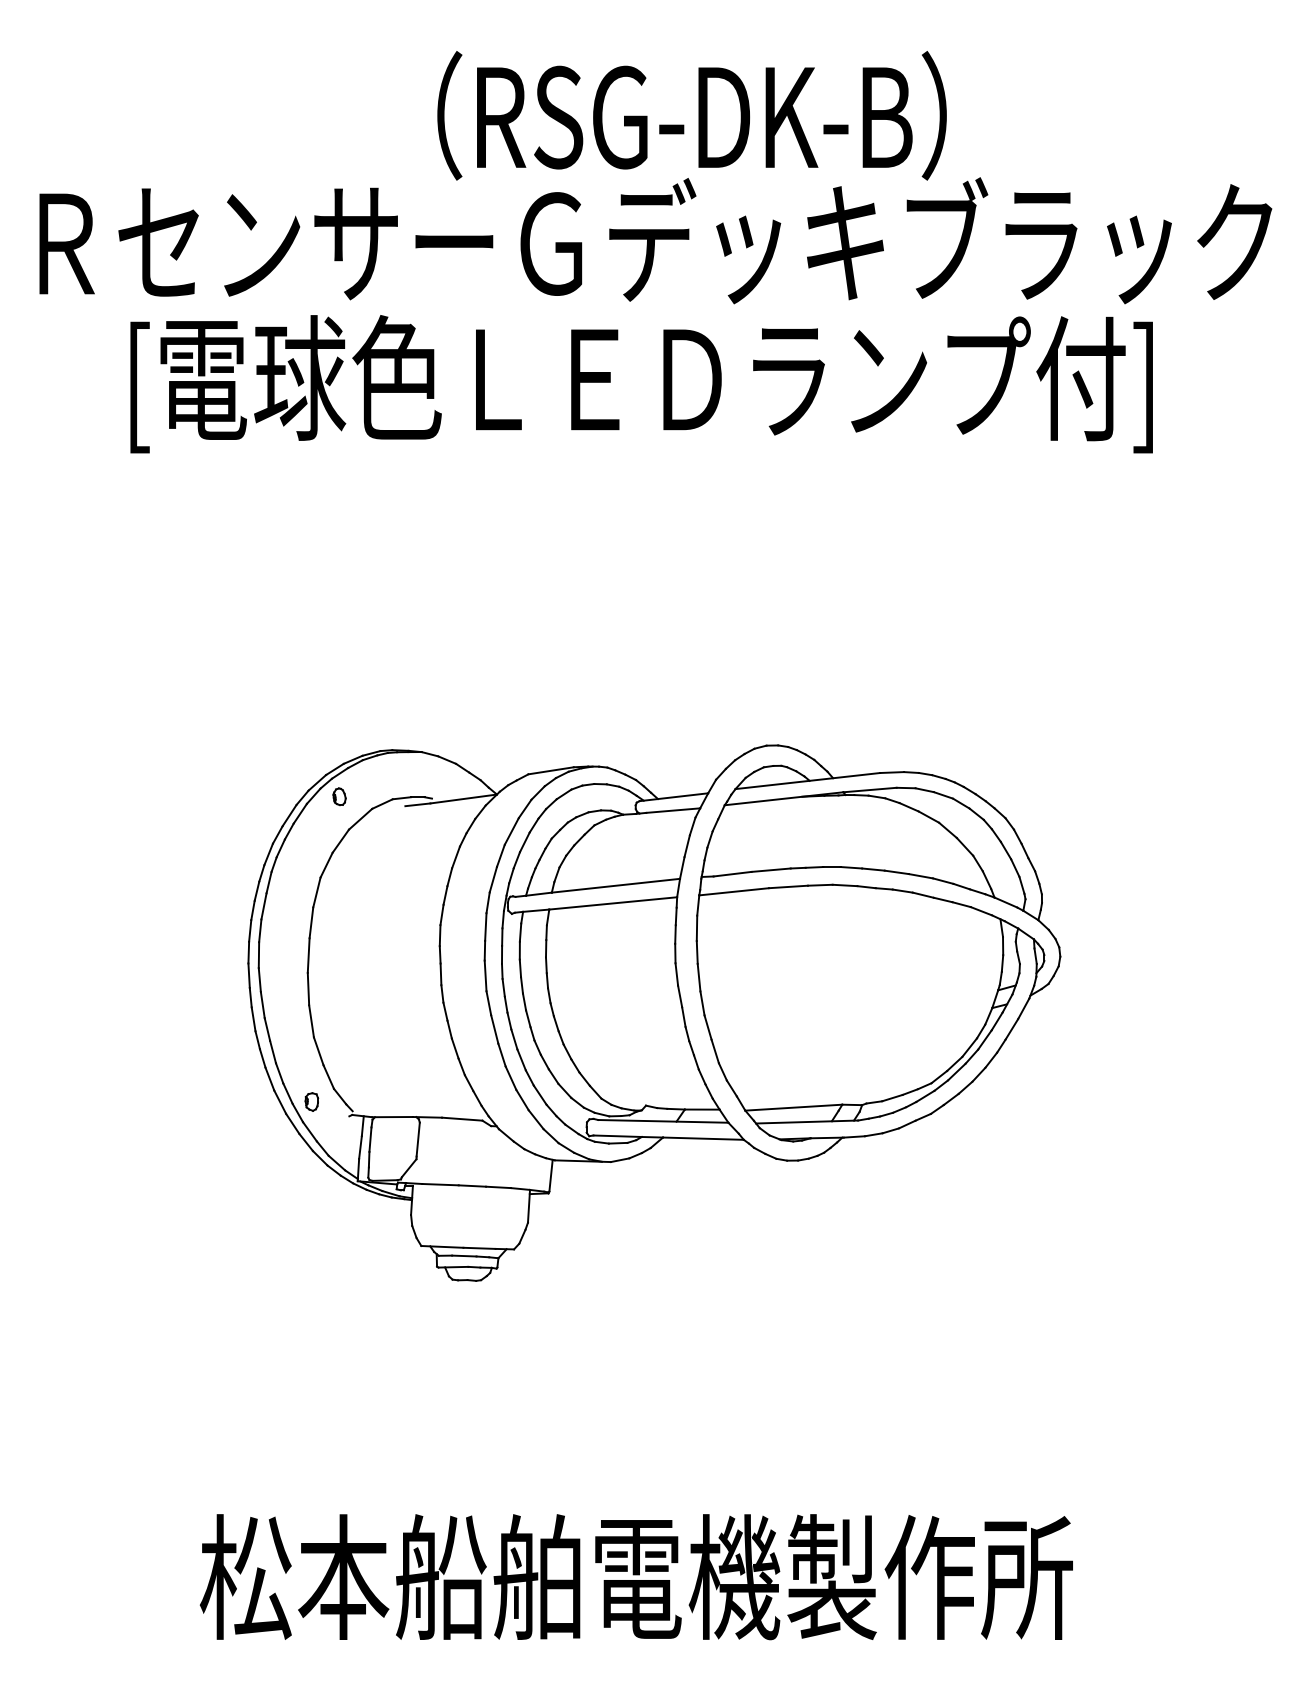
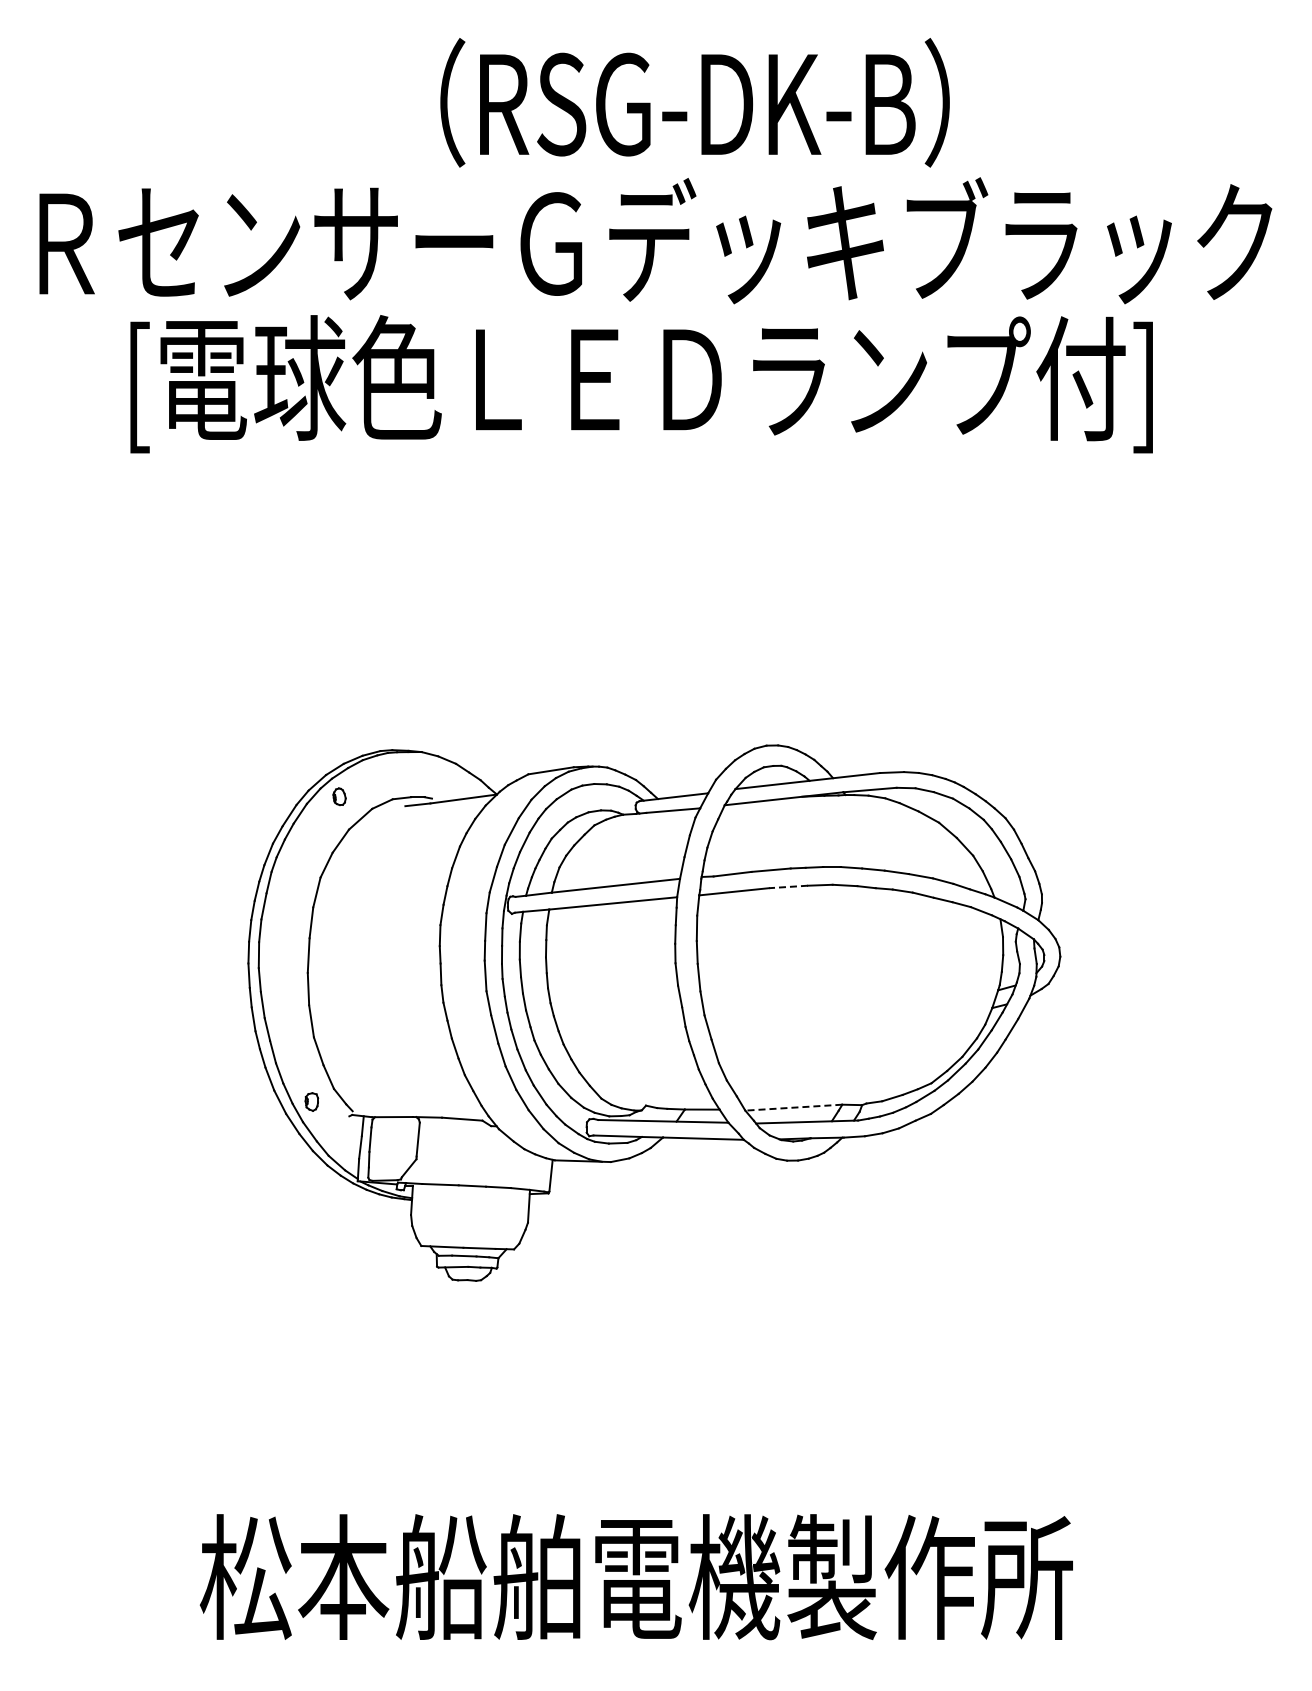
text position: (691, 115) -> (694, 102) (694, 102)
line: solid -> dashed (788, 886)
line: solid -> dashed (793, 1107)
